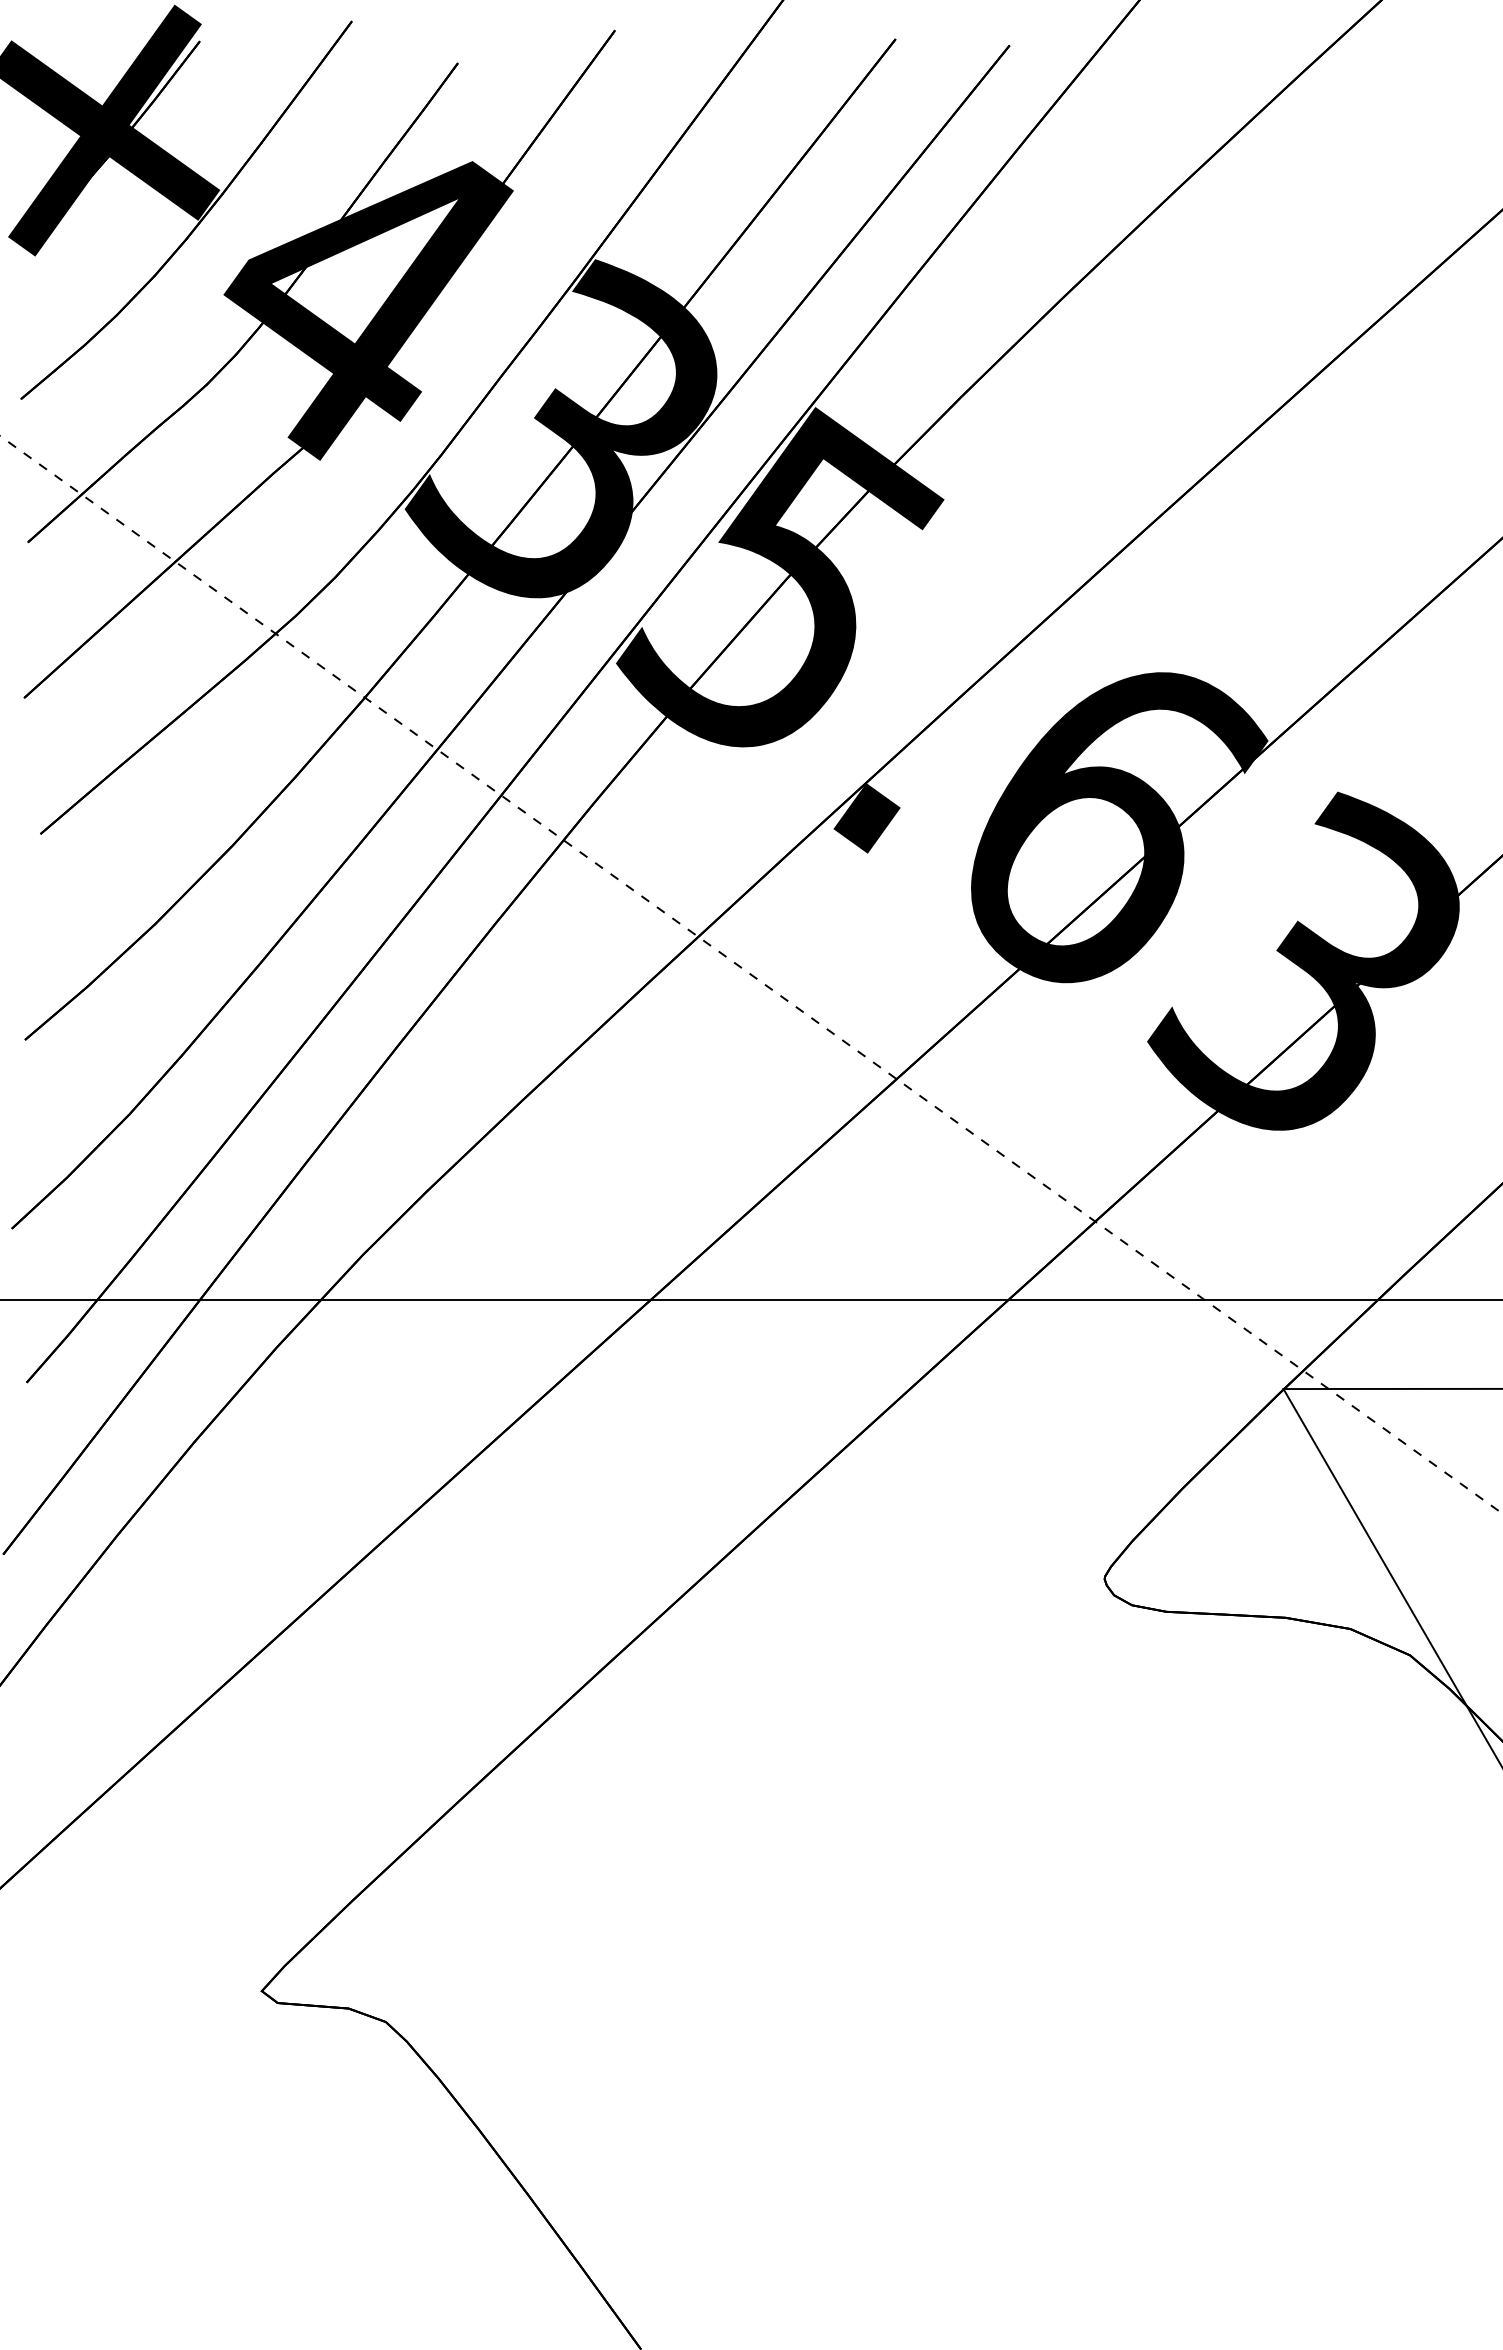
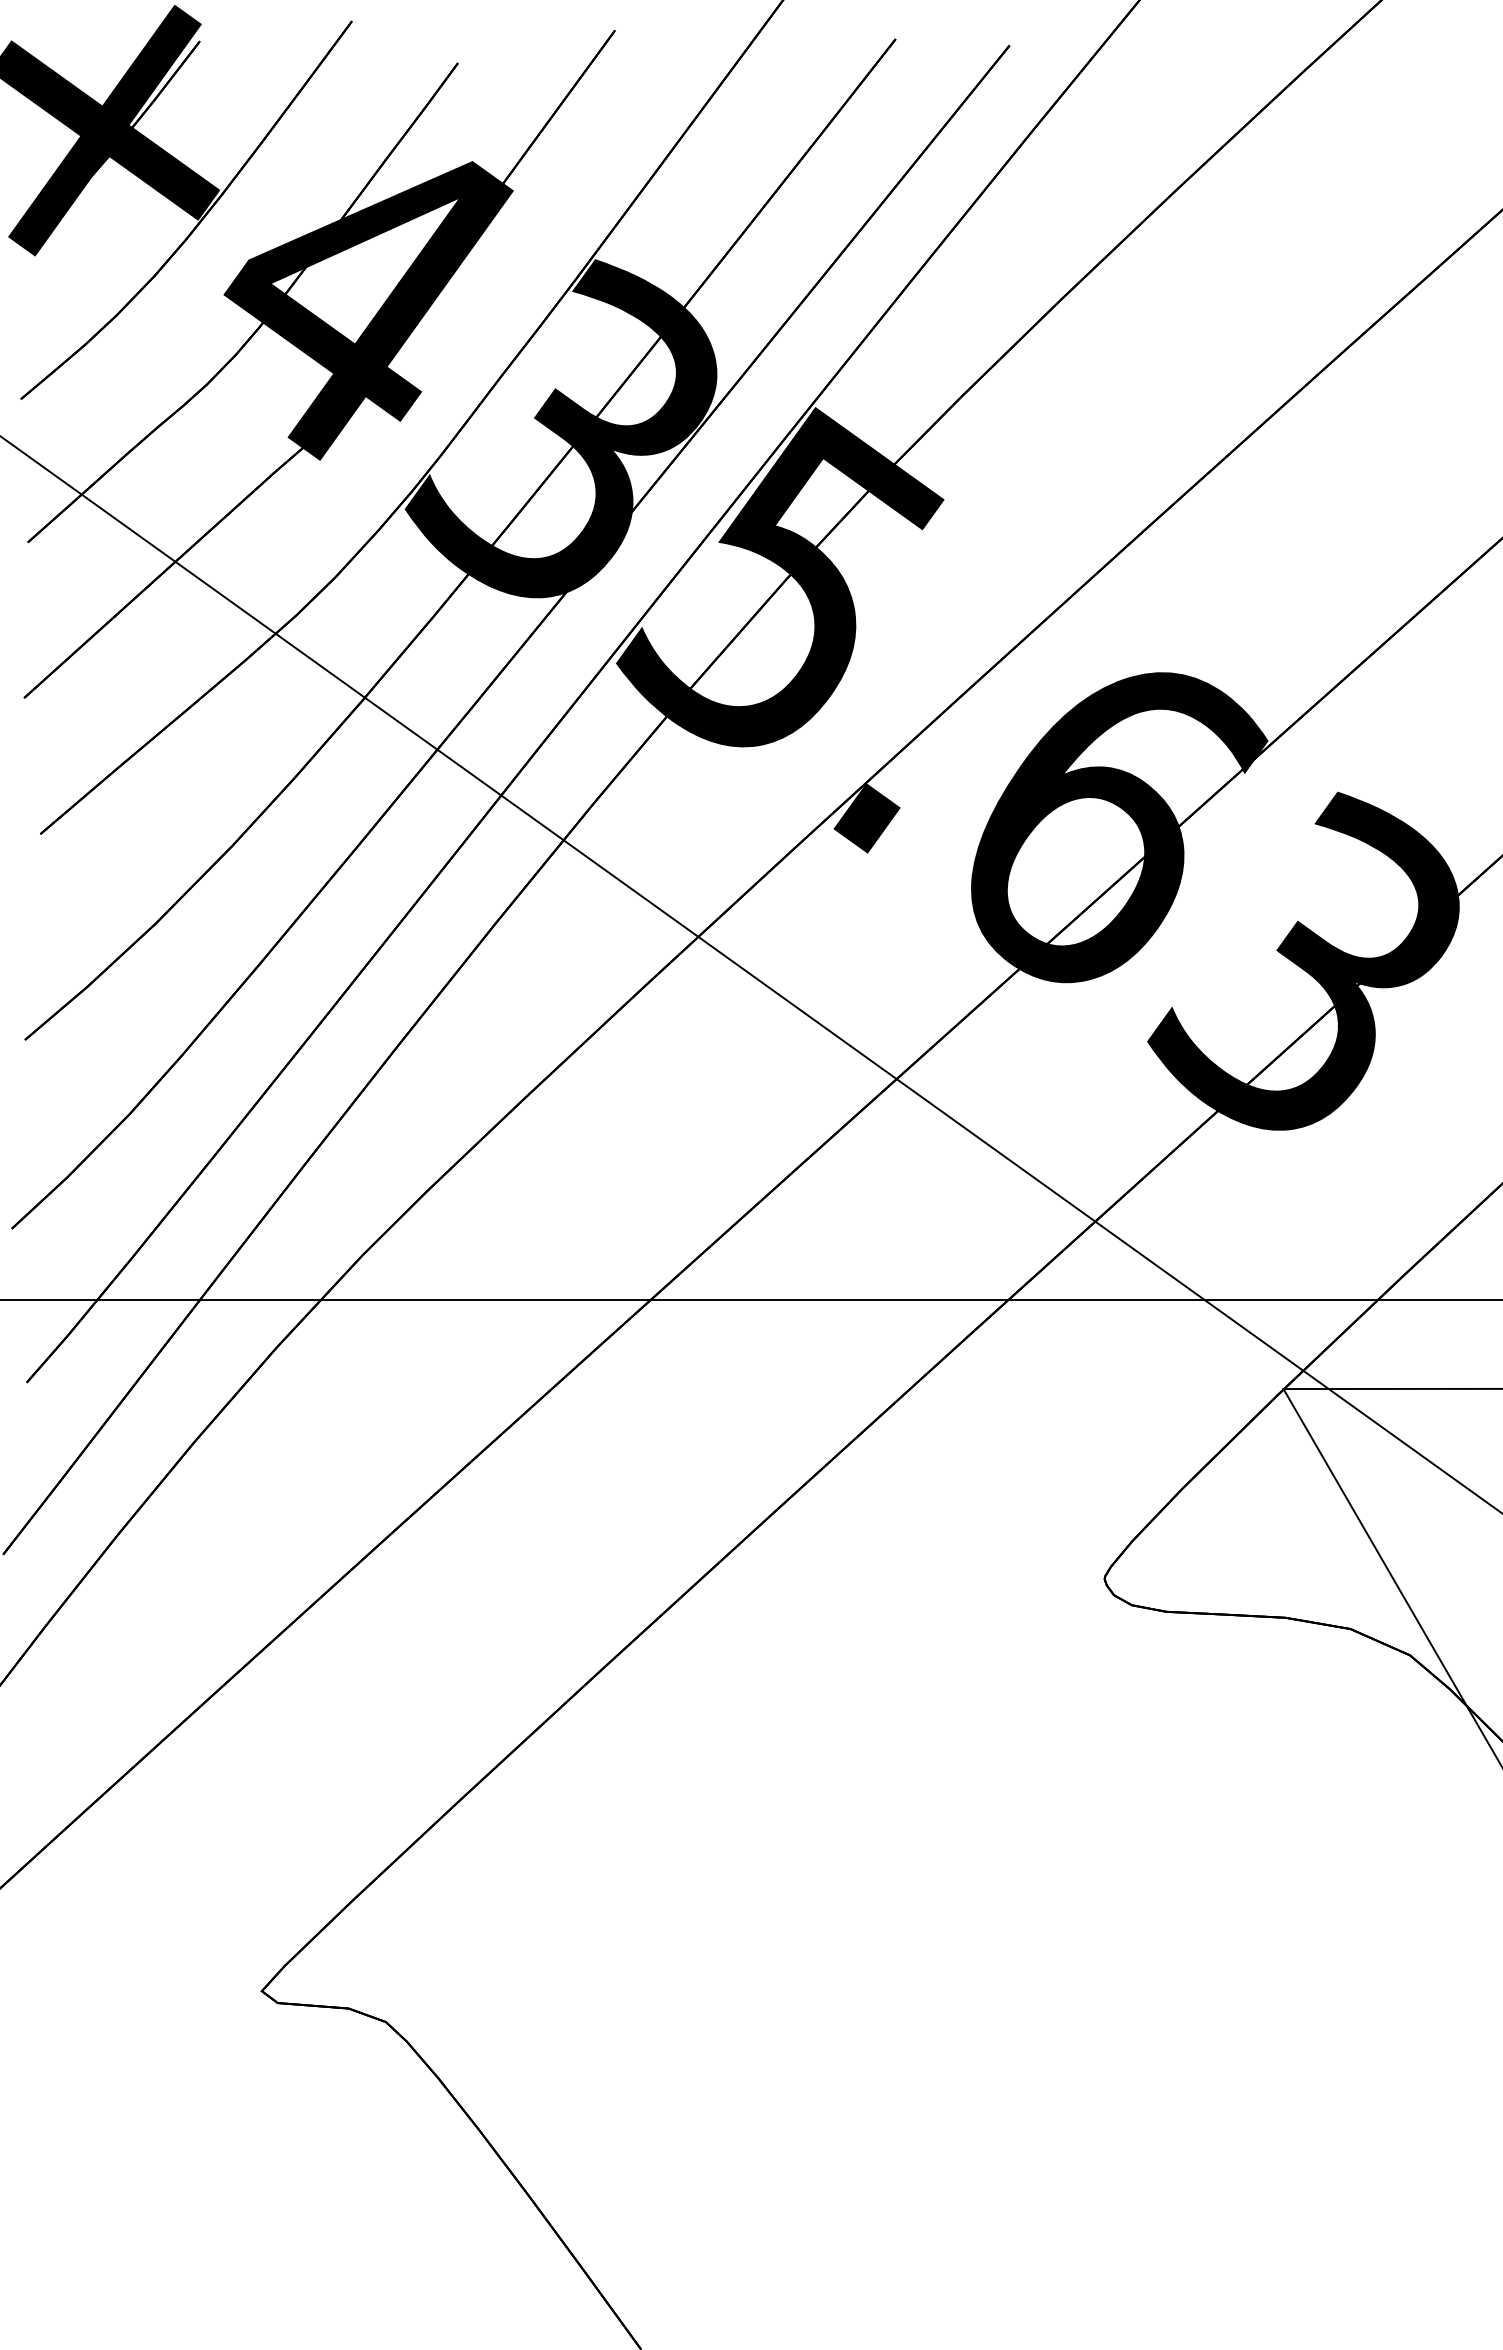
line: dashed -> solid (751, 975)
